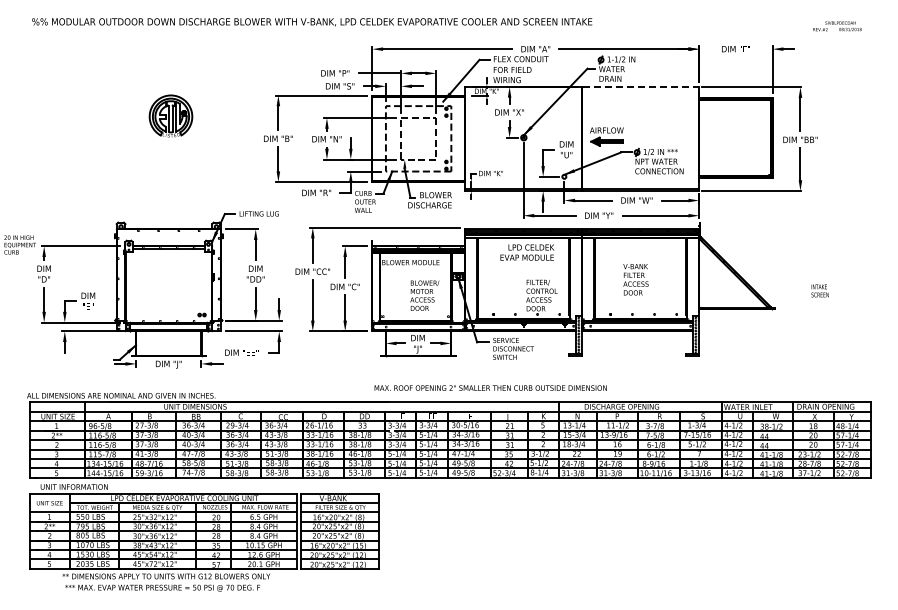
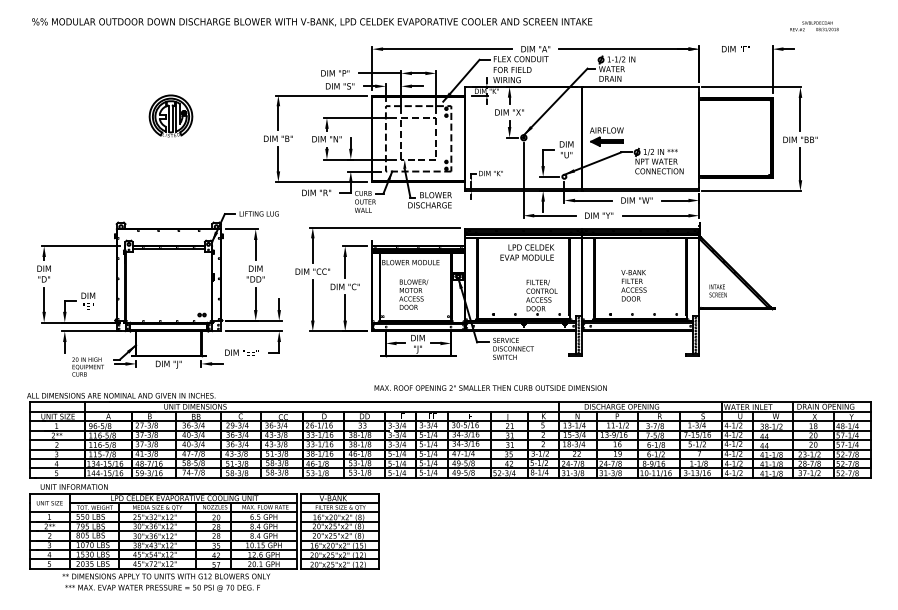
text position: (837, 26) -> (814, 26) (814, 26)
line: dashed -> solid (641, 86)
text position: (19, 244) -> (87, 366) (87, 366)
text position: (635, 279) -> (633, 285) (633, 285)
text position: (819, 290) -> (717, 290) (717, 290)
text position: (424, 295) -> (413, 294) (413, 294)
